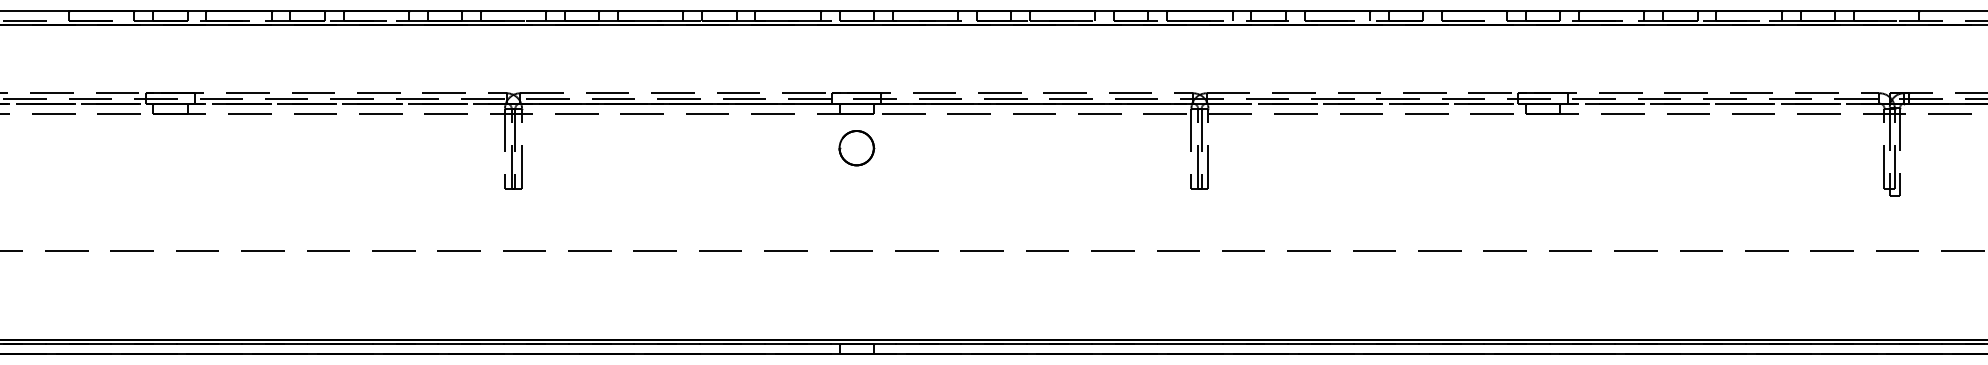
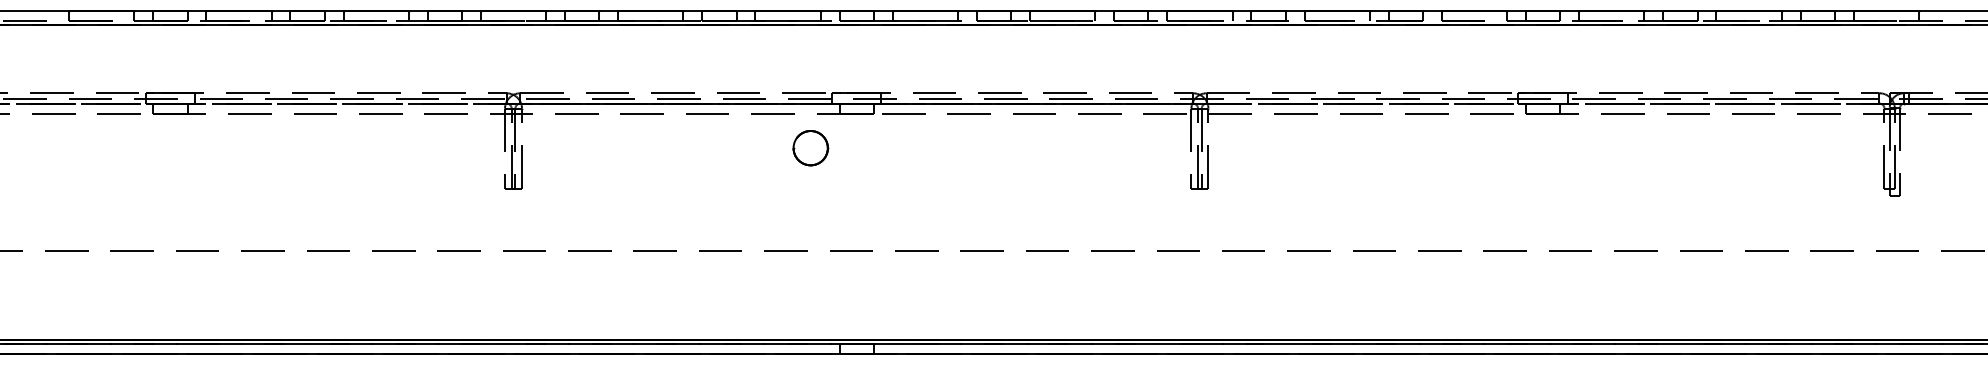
part position: (856, 148) -> (810, 148) (810, 148)
